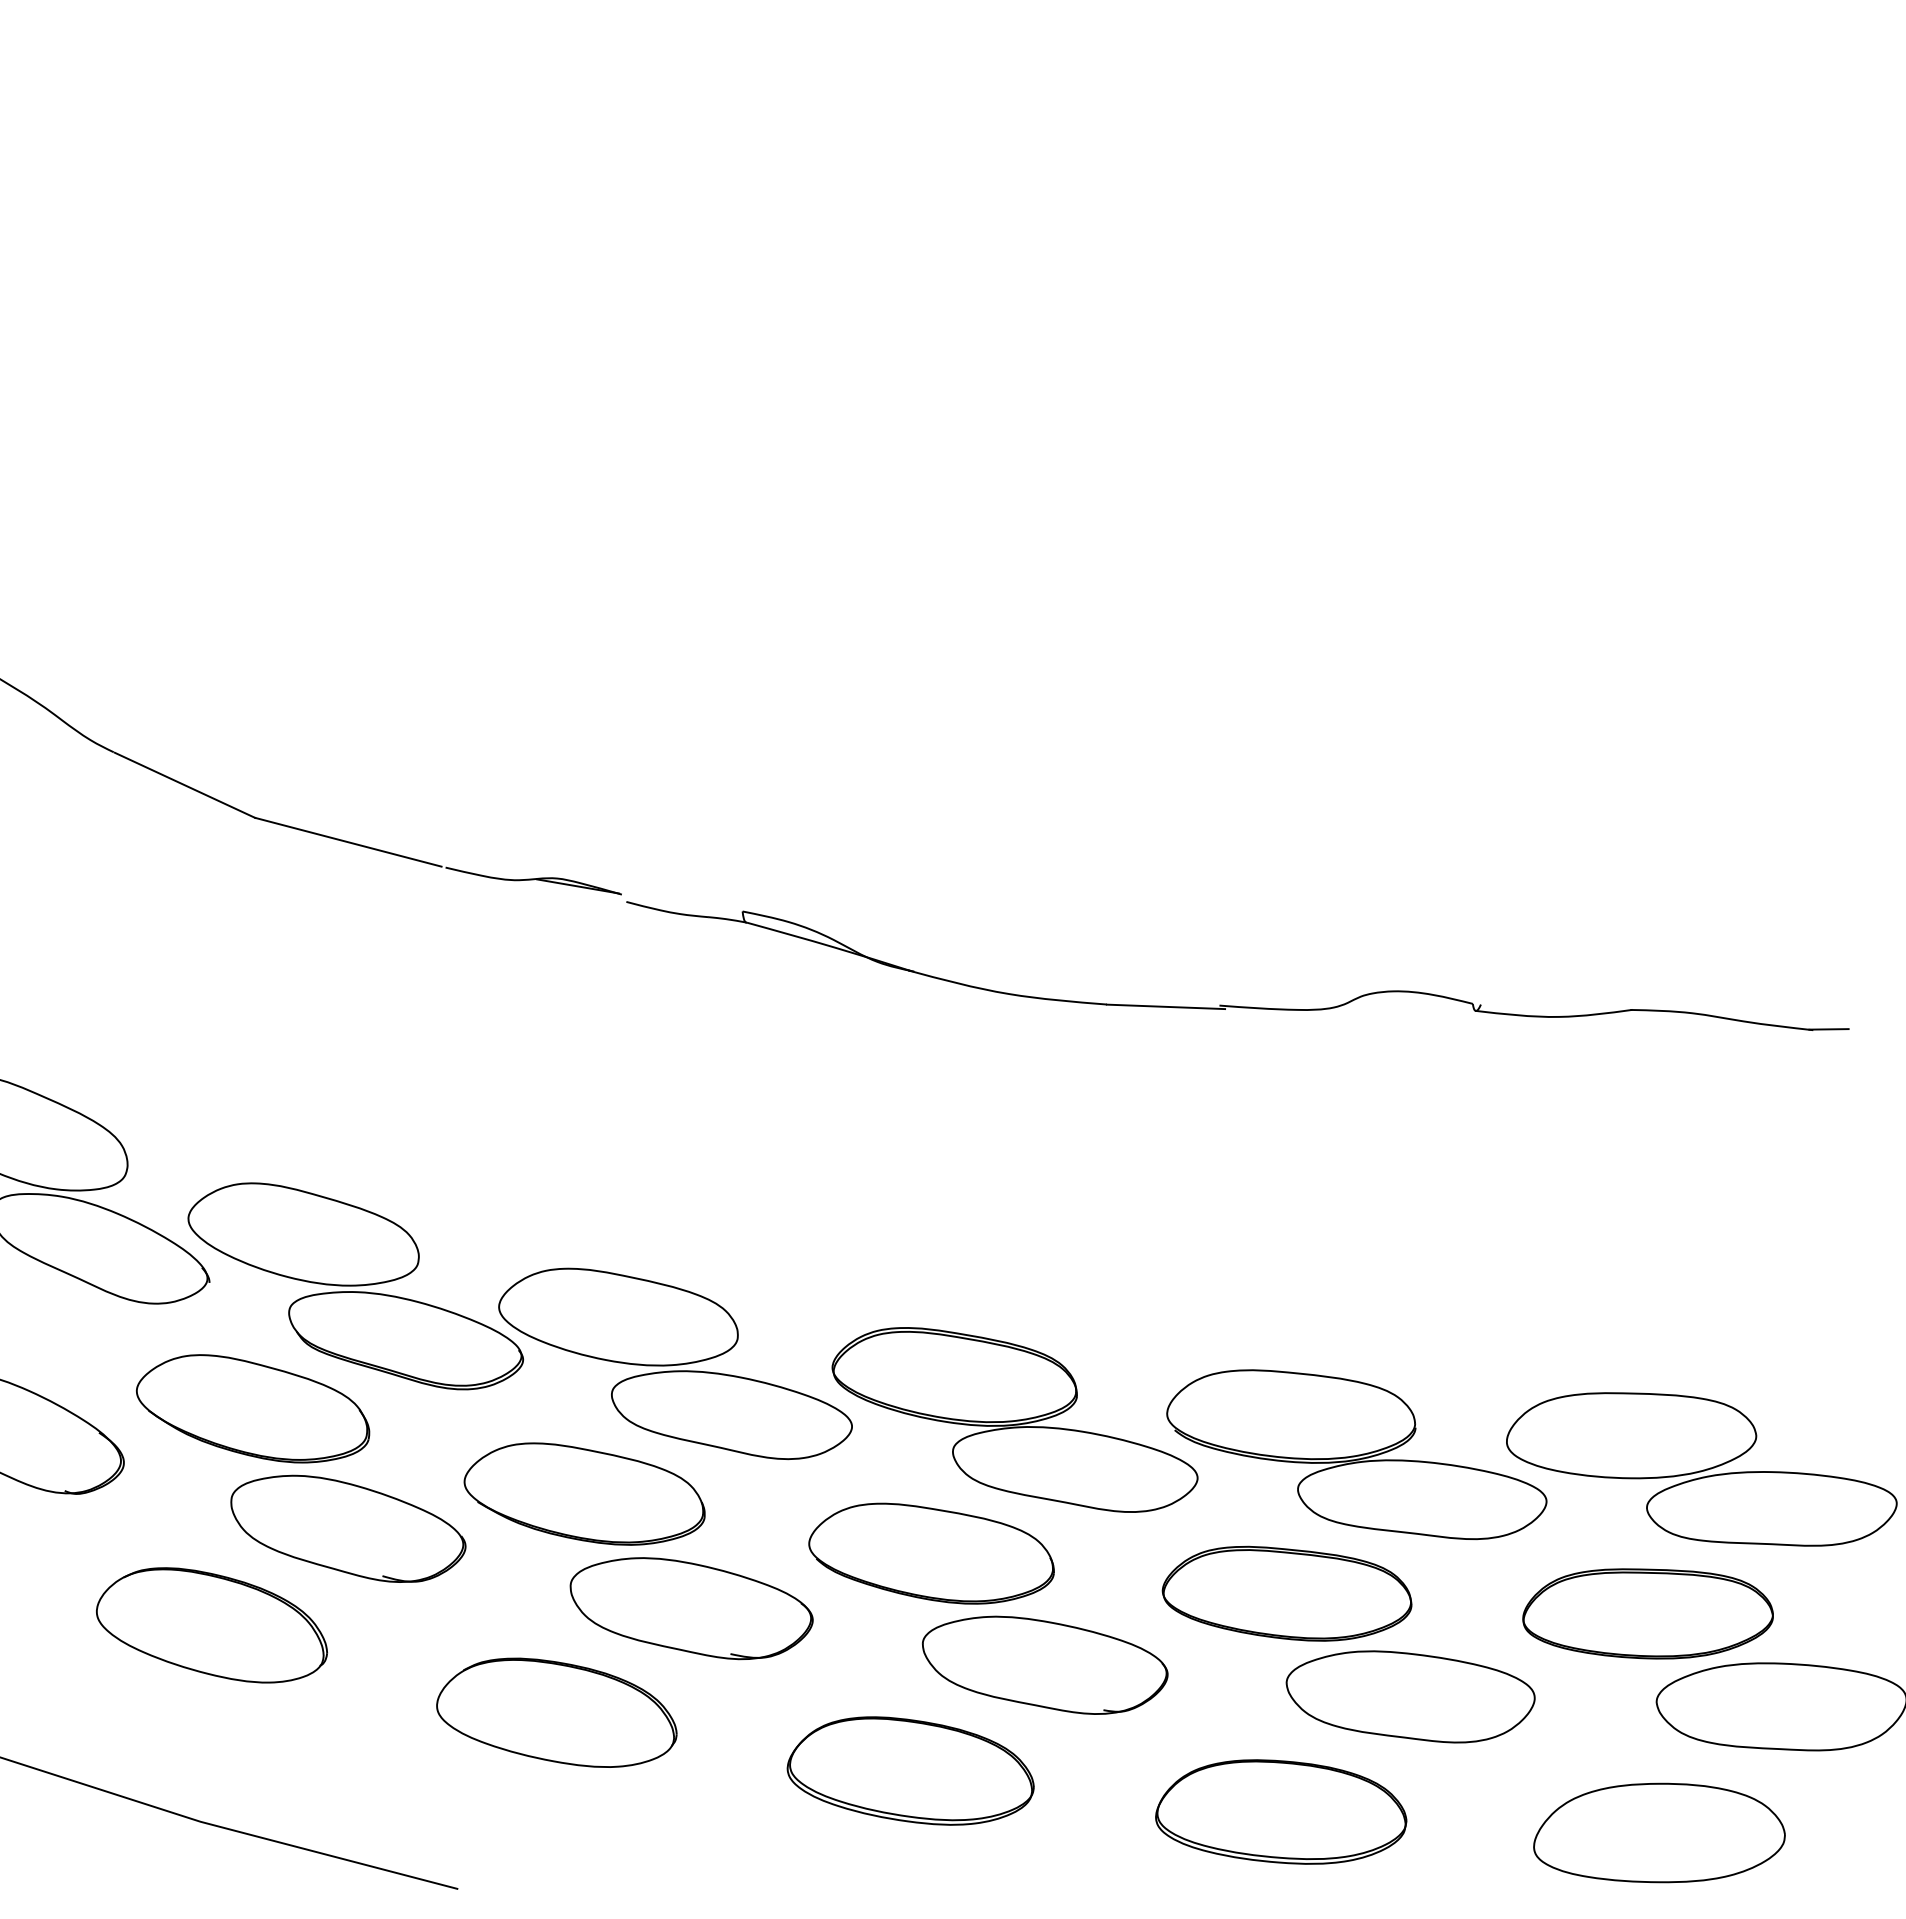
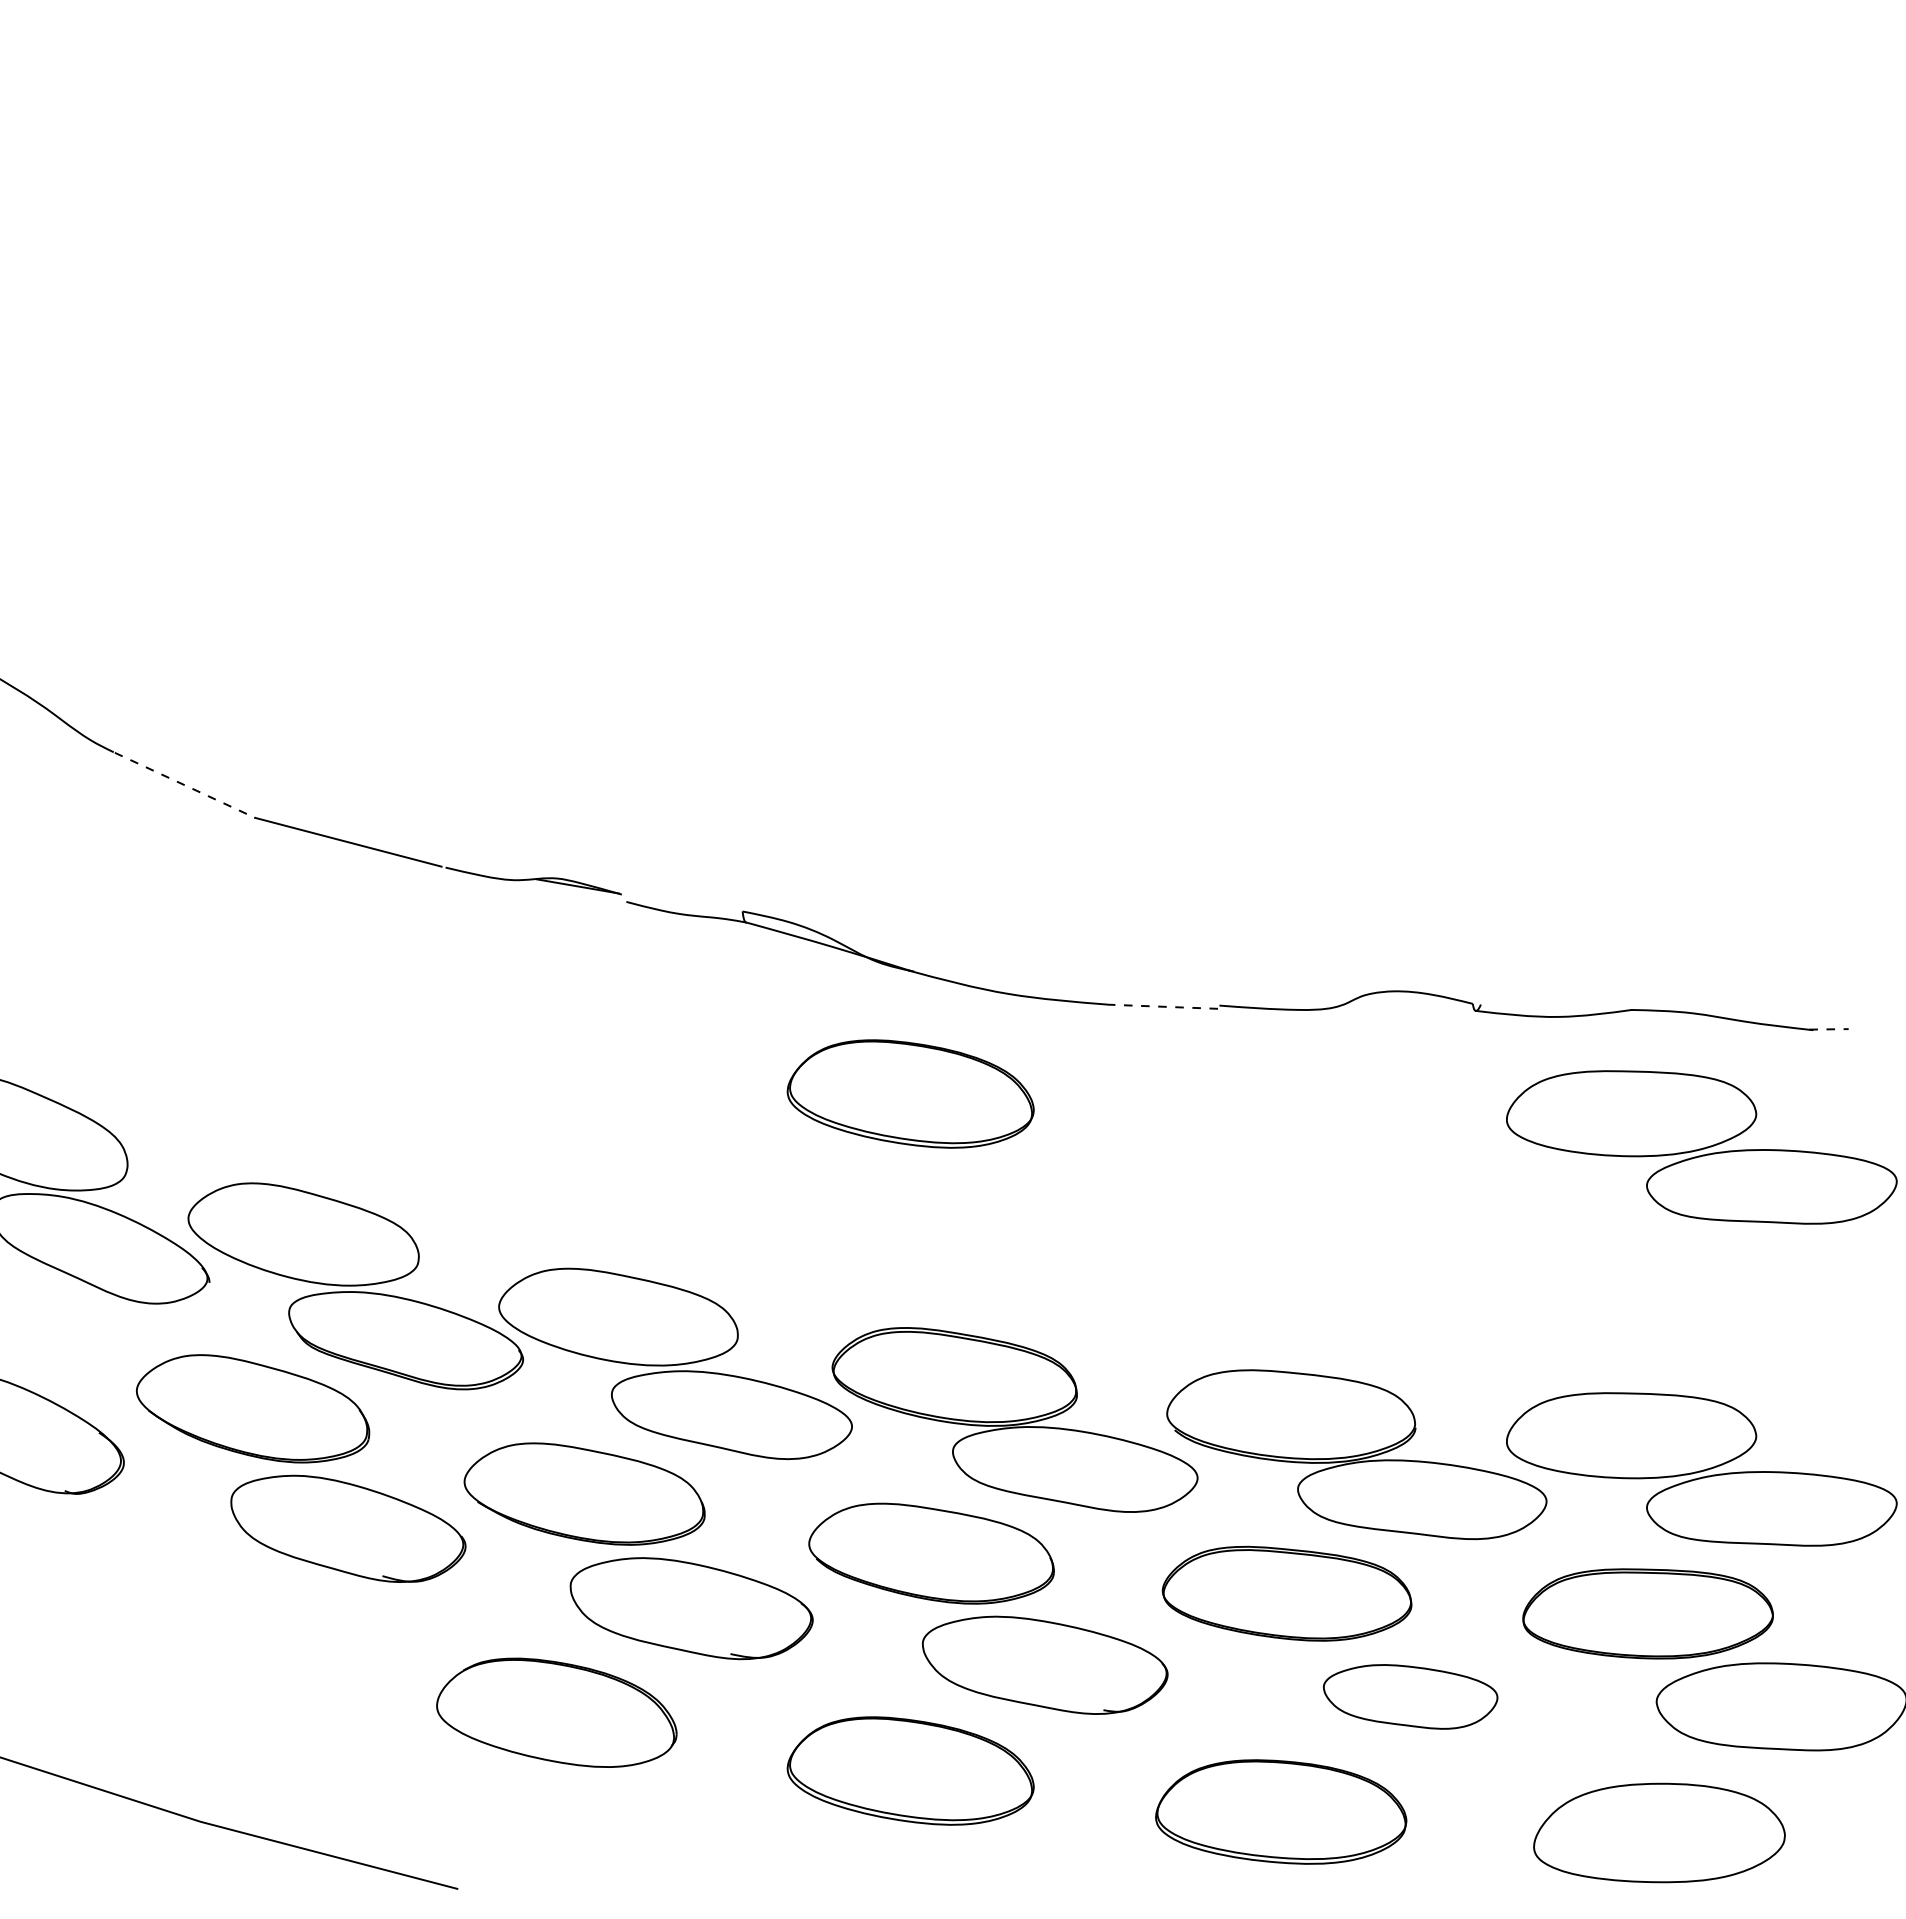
line: solid -> dashed (185, 785)
line: solid -> dashed (1166, 1006)
line: solid -> dashed (1829, 1029)
part: none -> present (910, 1093)
part: none -> present (1701, 1147)
part: present -> none (211, 1625)
part size: 251x94 px -> 176x66 px (1410, 1696)
